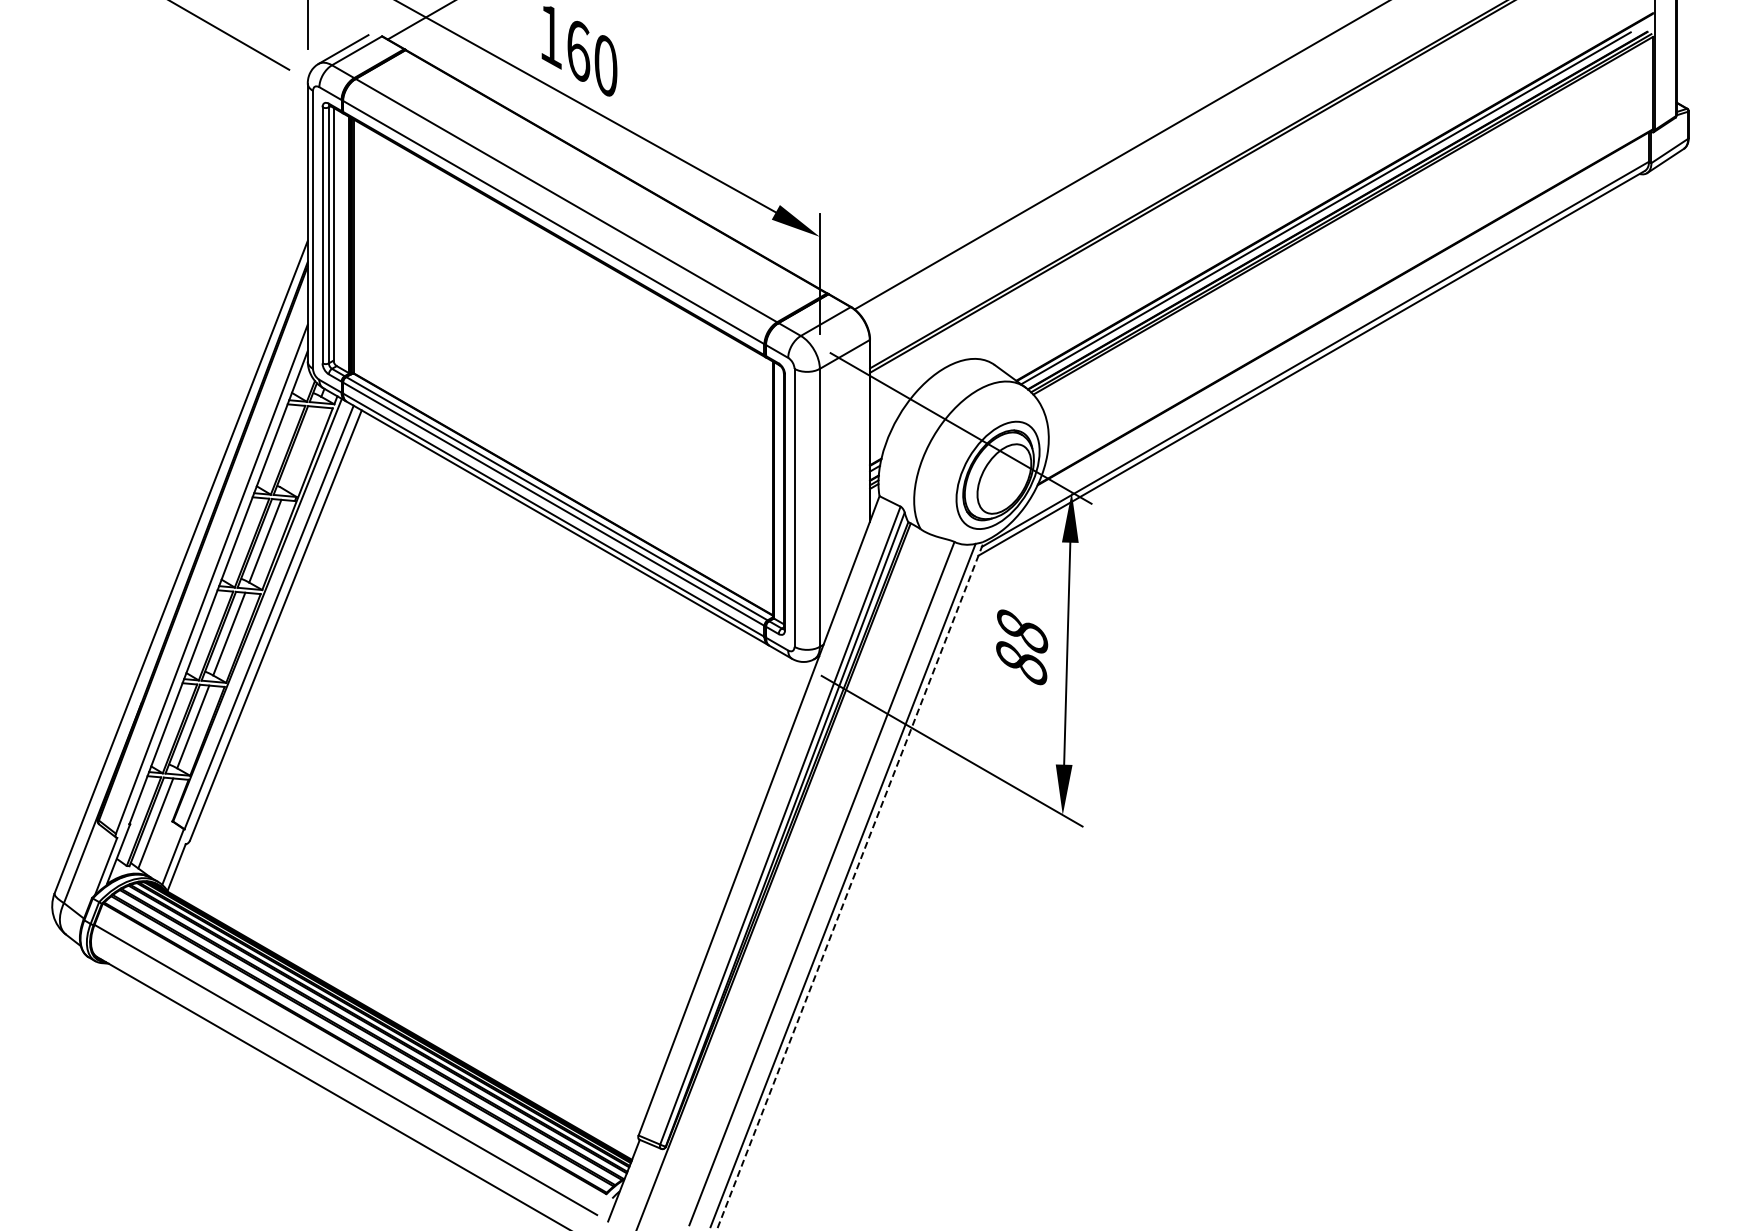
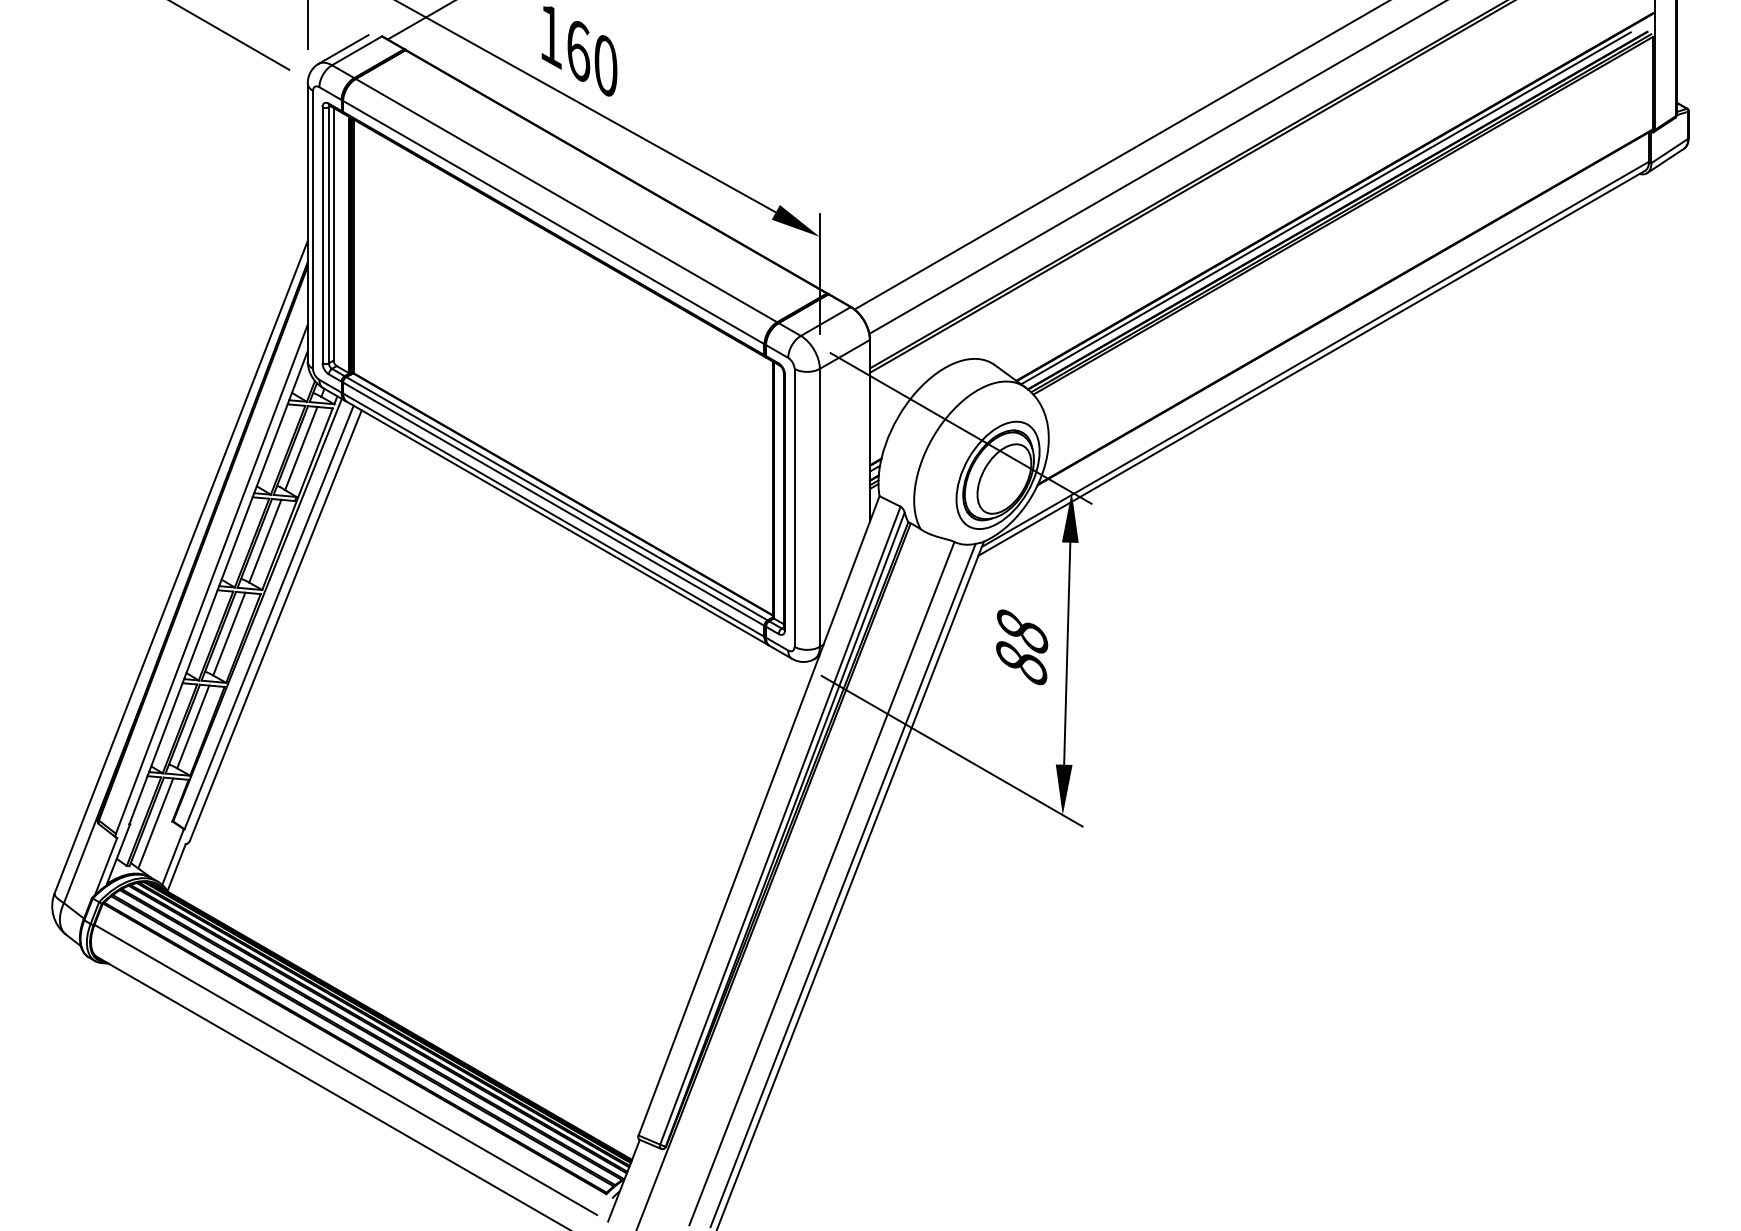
line: none -> present (1156, 167)
line: none -> present (301, 448)
line: dashed -> solid (850, 886)
